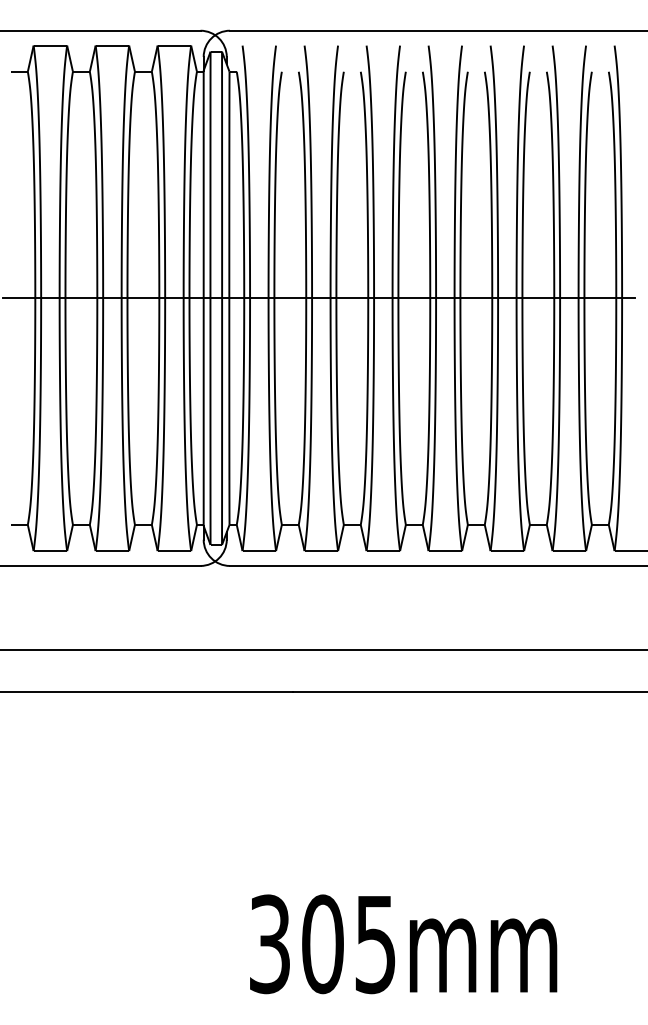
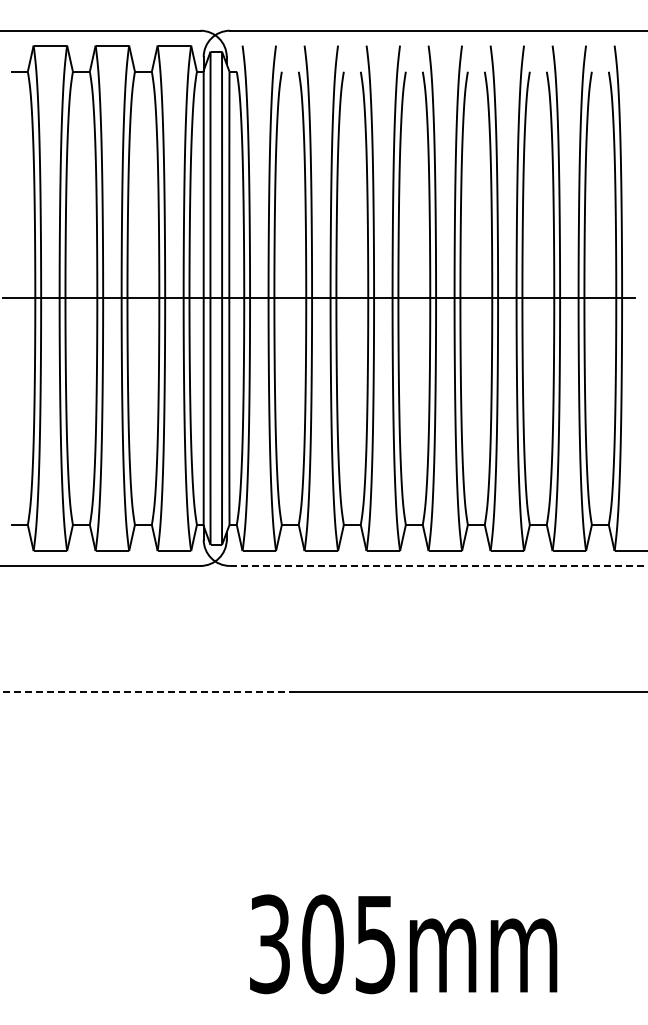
line: solid -> dashed (438, 565)
line: present -> none (323, 649)
line: solid -> dashed (146, 691)
